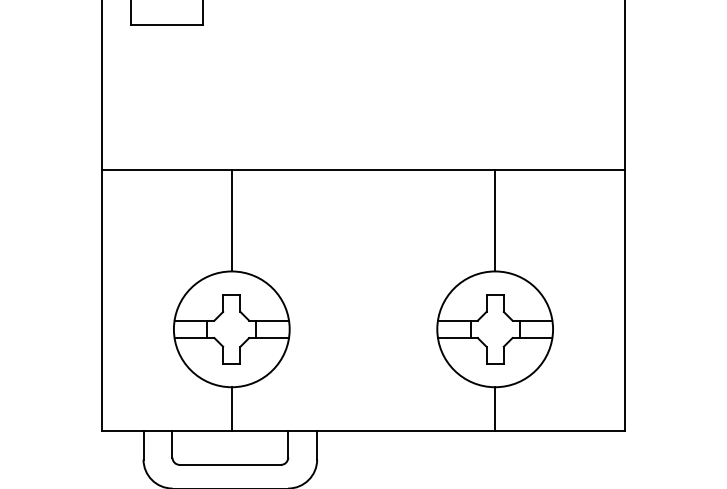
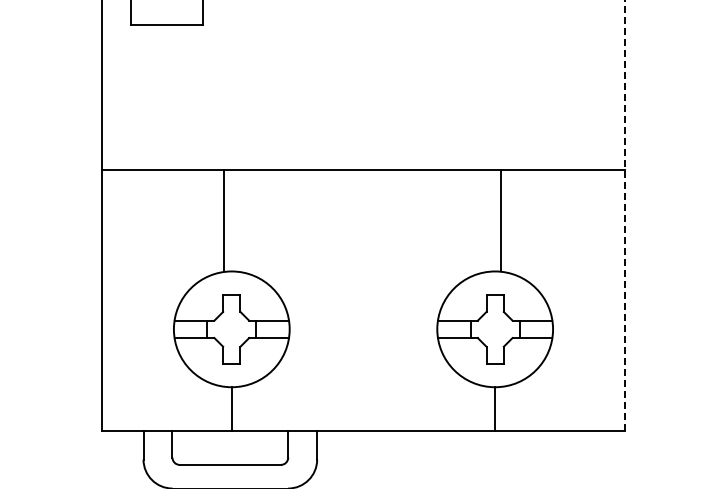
line: solid -> dashed (625, 215)
line position: (231, 220) -> (223, 220) (223, 220)
line position: (495, 220) -> (501, 220) (501, 220)
